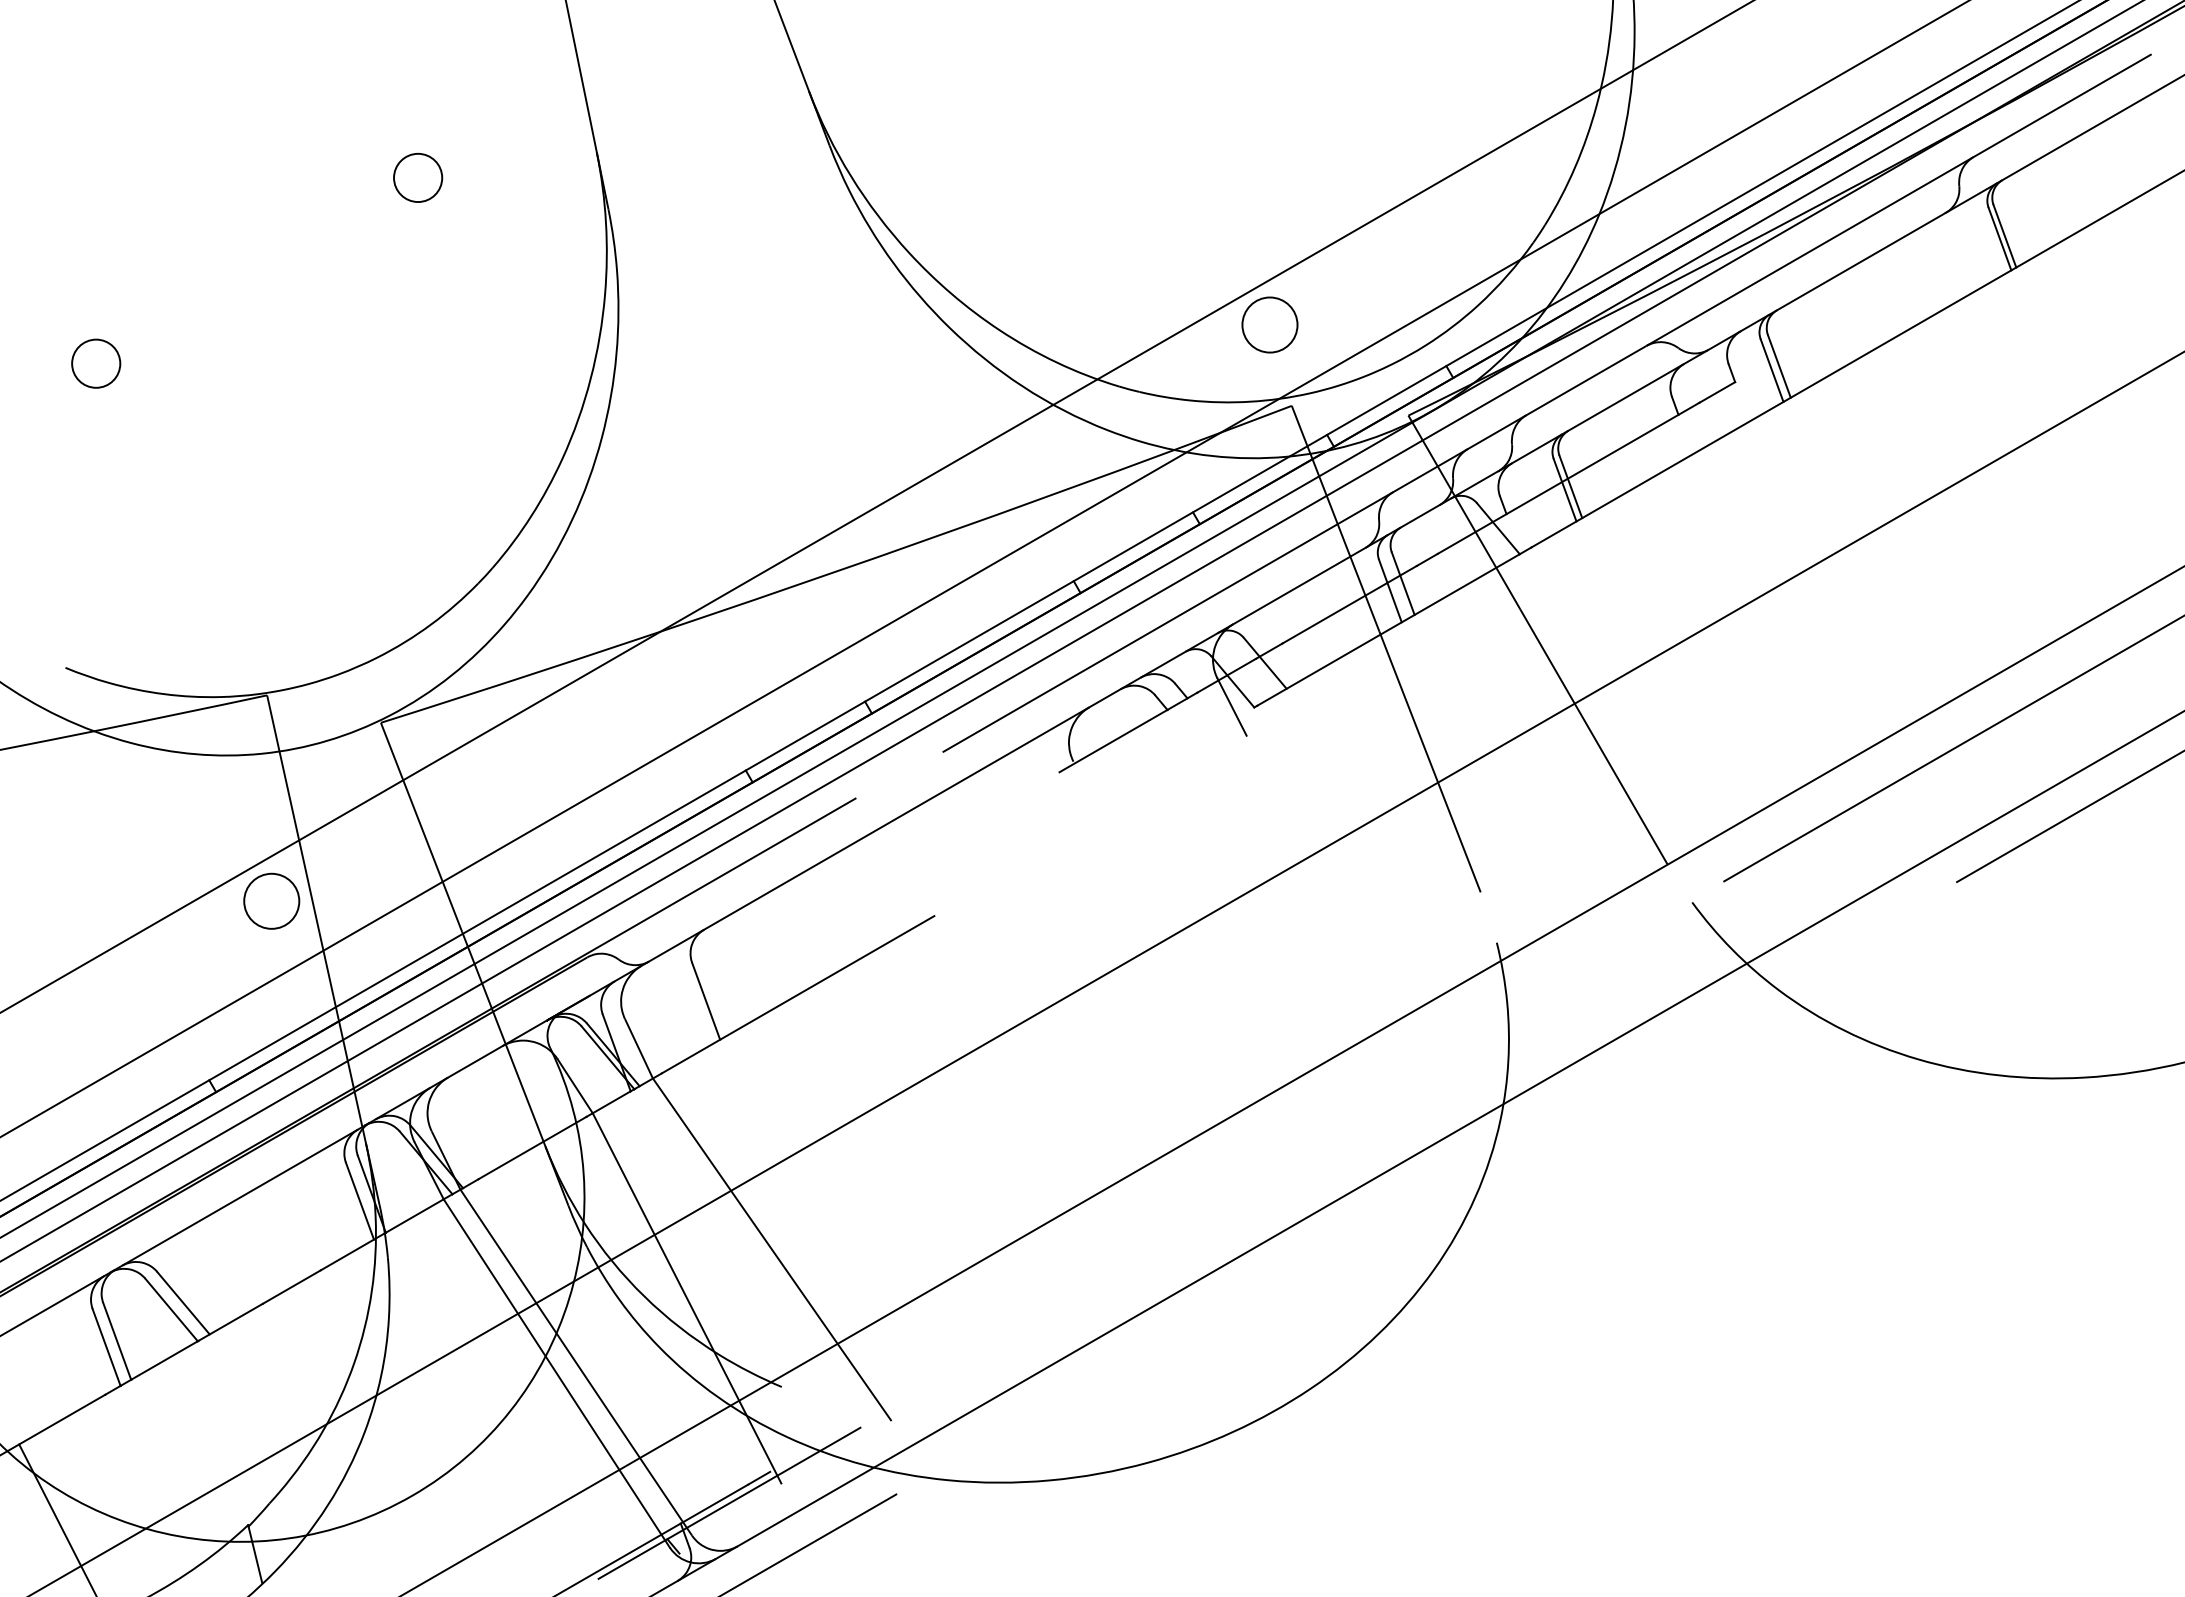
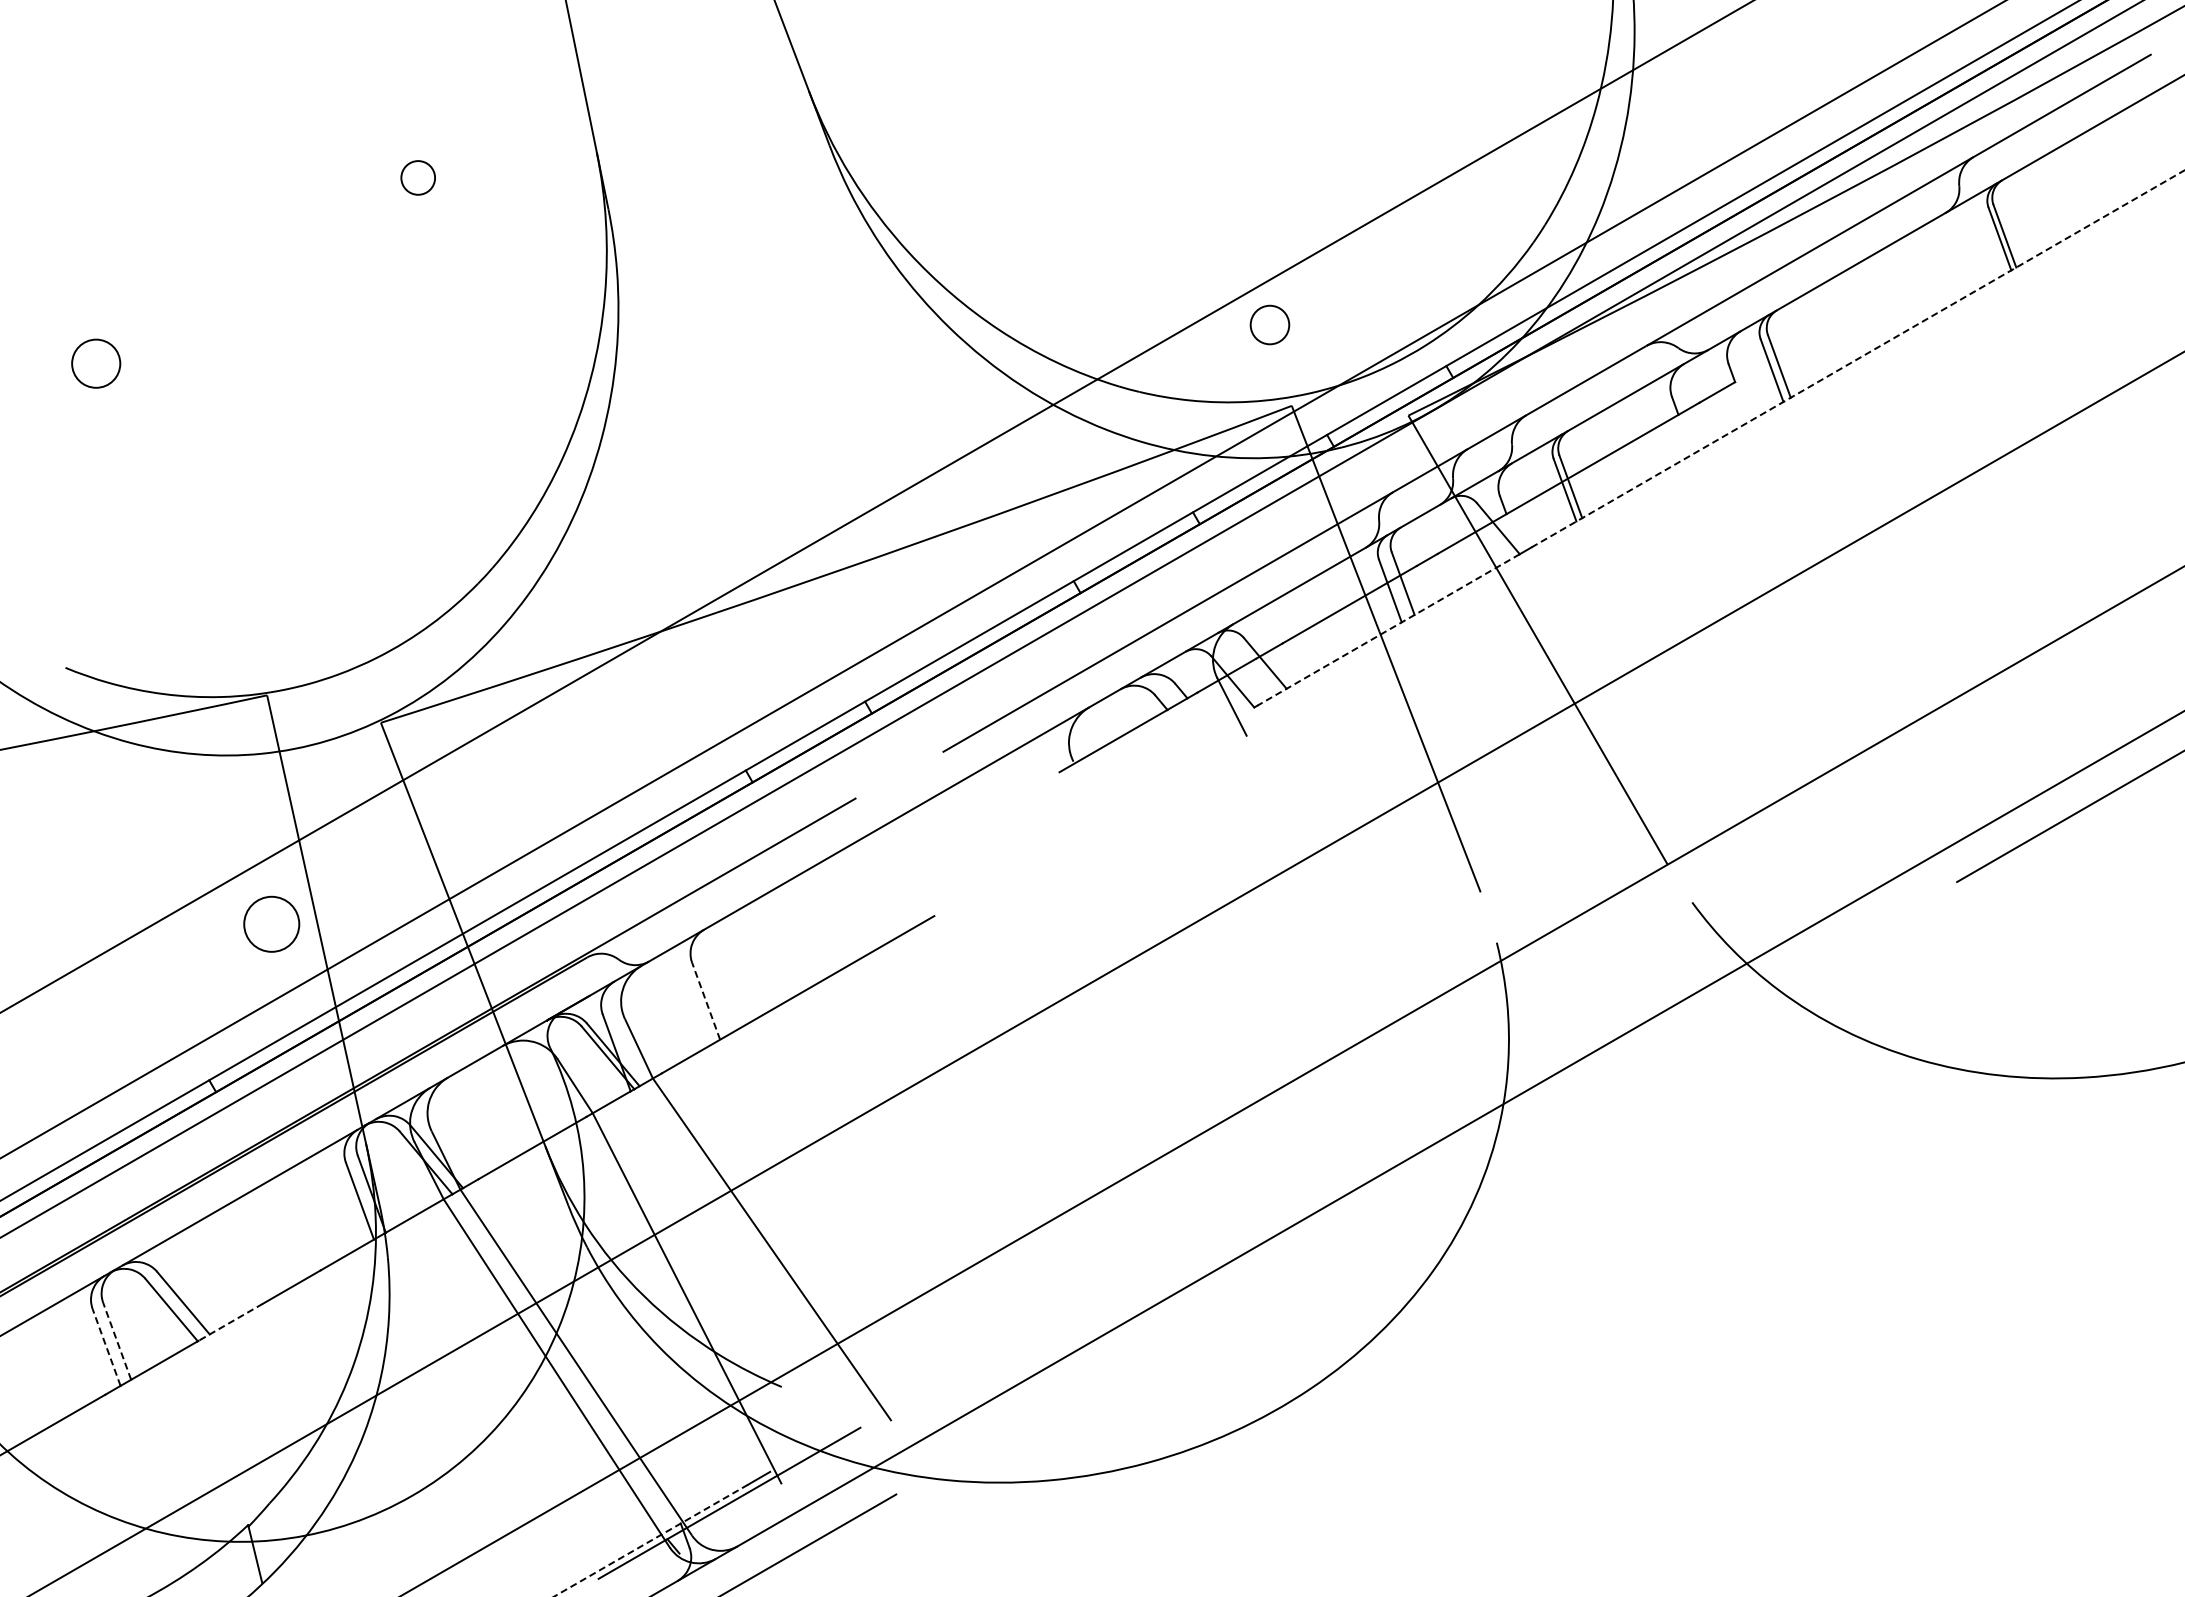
circle size: 51x50 px -> 36x36 px (417, 177)
circle diameter: 55 px -> 39 px (1269, 324)
line: solid -> dashed (1858, 358)
line position: (984, 569) -> (1002, 579) (1002, 579)
line: solid -> dashed (1388, 629)
line: present -> none (1091, 631)
line: present -> none (1952, 749)
circle position: (271, 900) -> (271, 923) (271, 923)
line: solid -> dashed (706, 1001)
line: solid -> dashed (230, 1322)
line: solid -> dashed (117, 1341)
line: solid -> dashed (106, 1347)
line: present -> none (57, 1518)
line: solid -> dashed (651, 1540)
